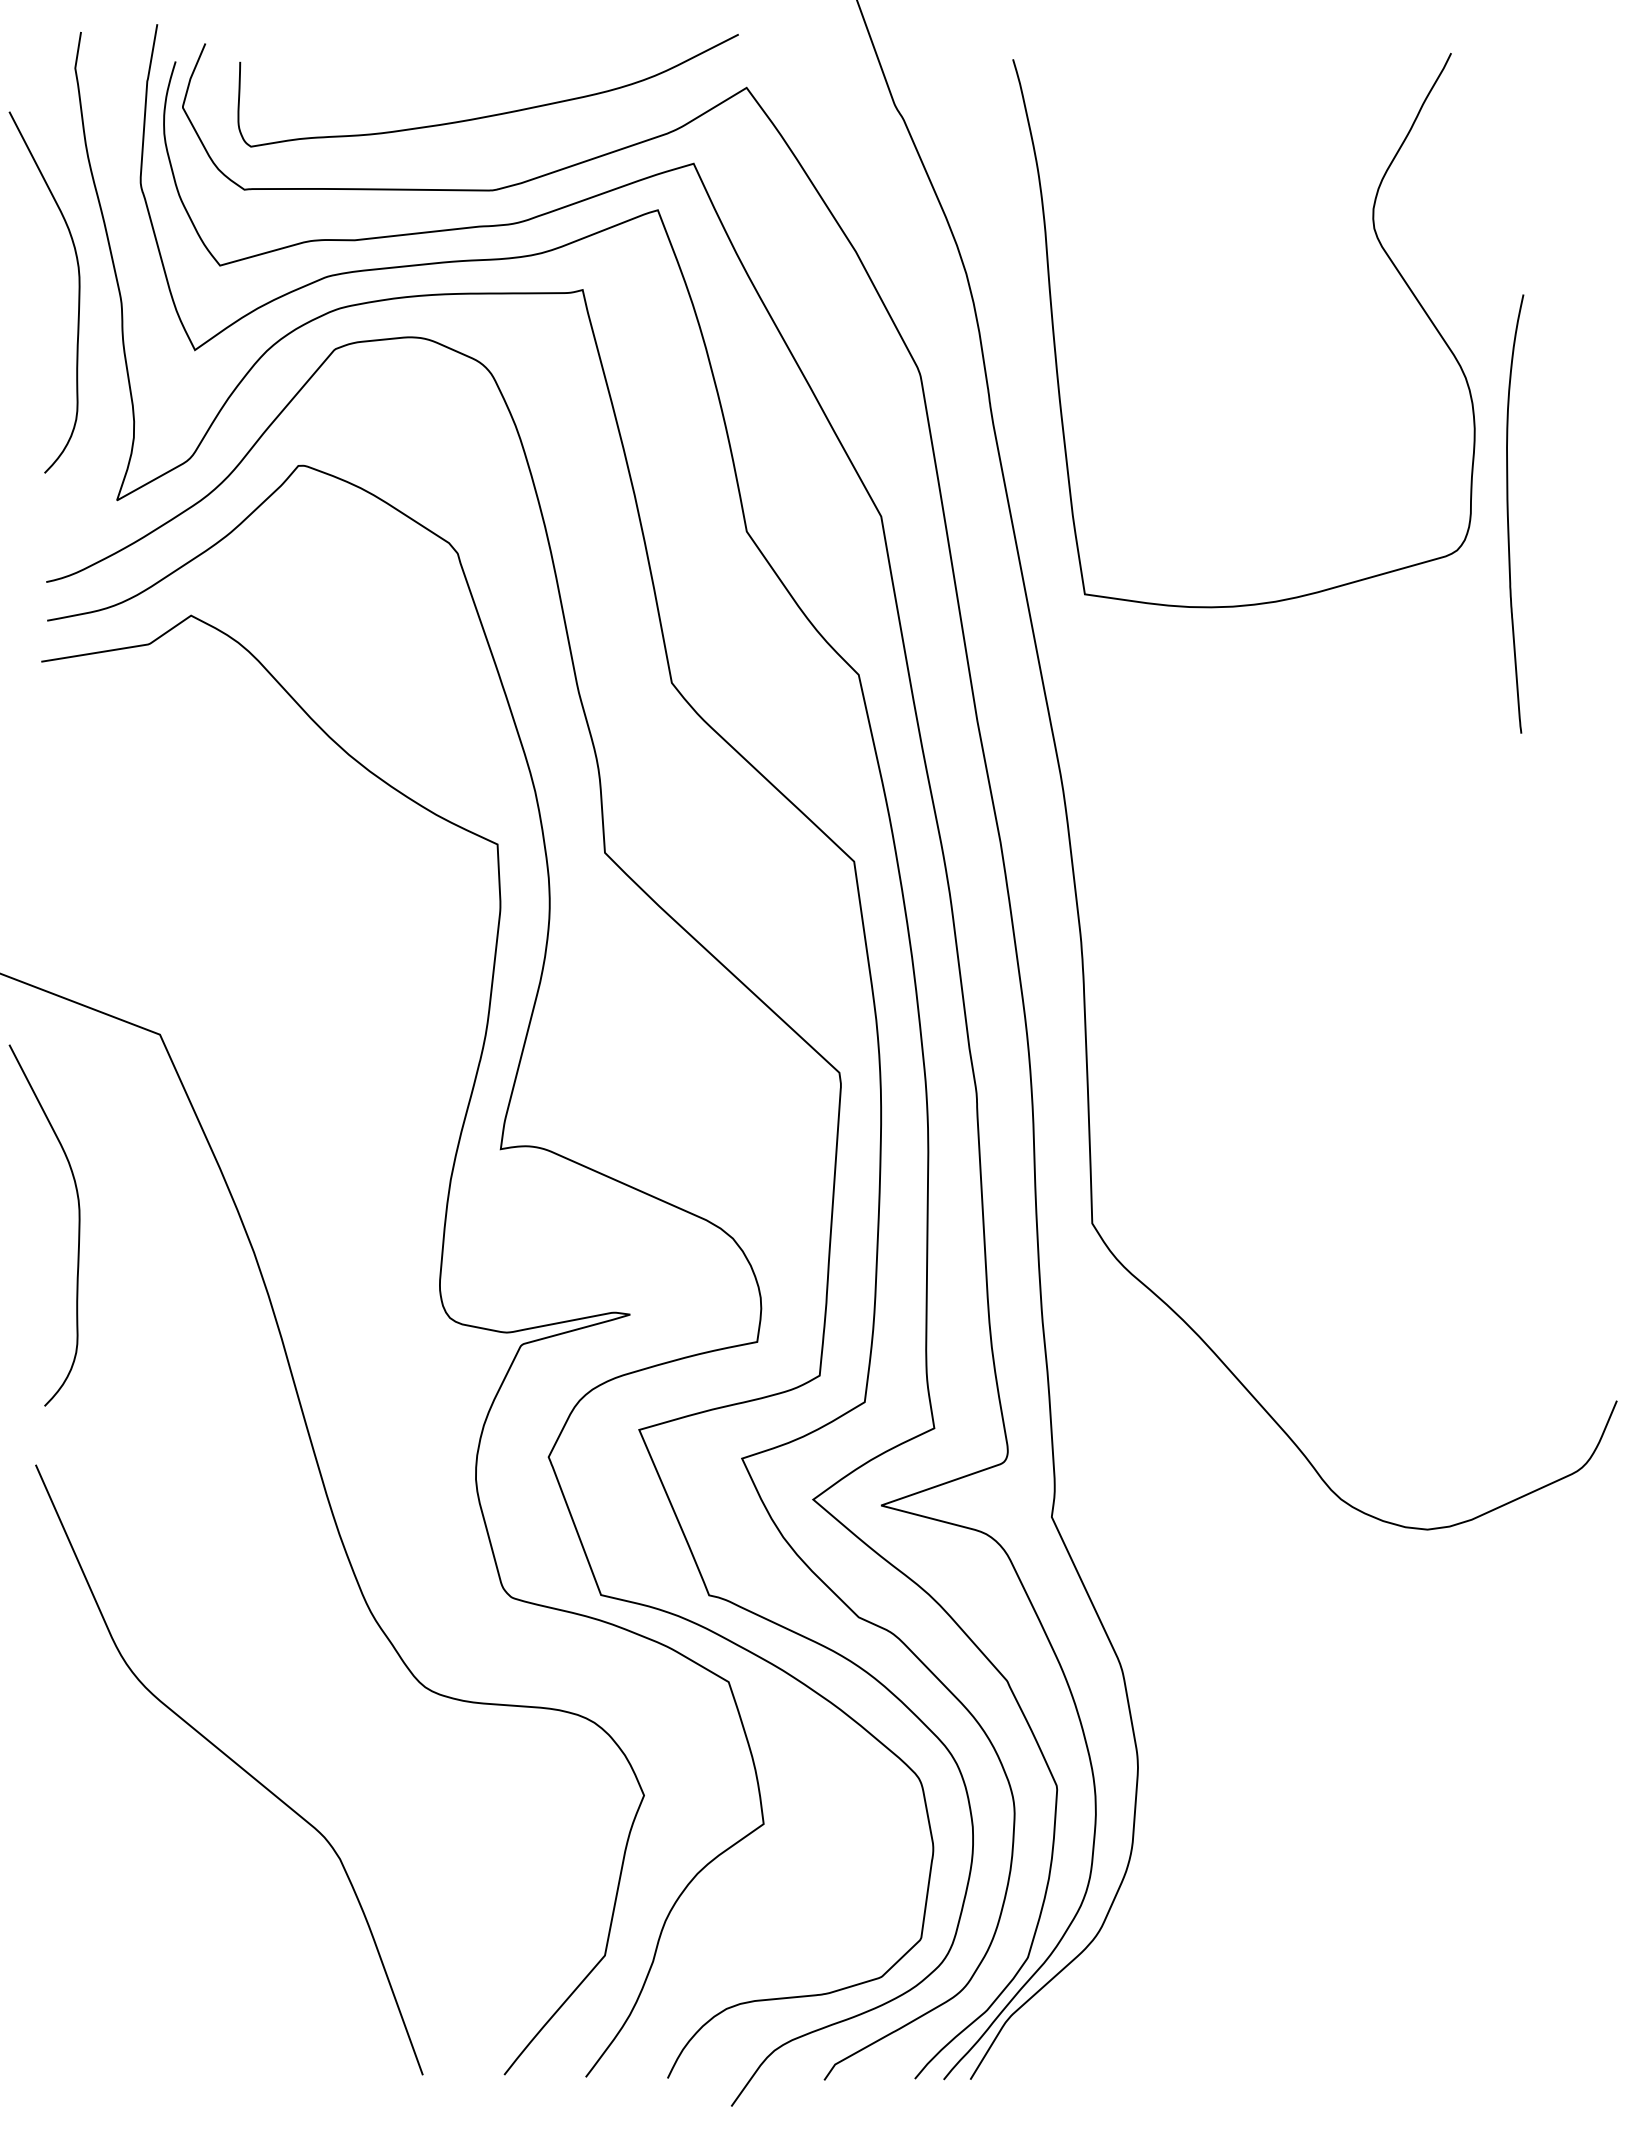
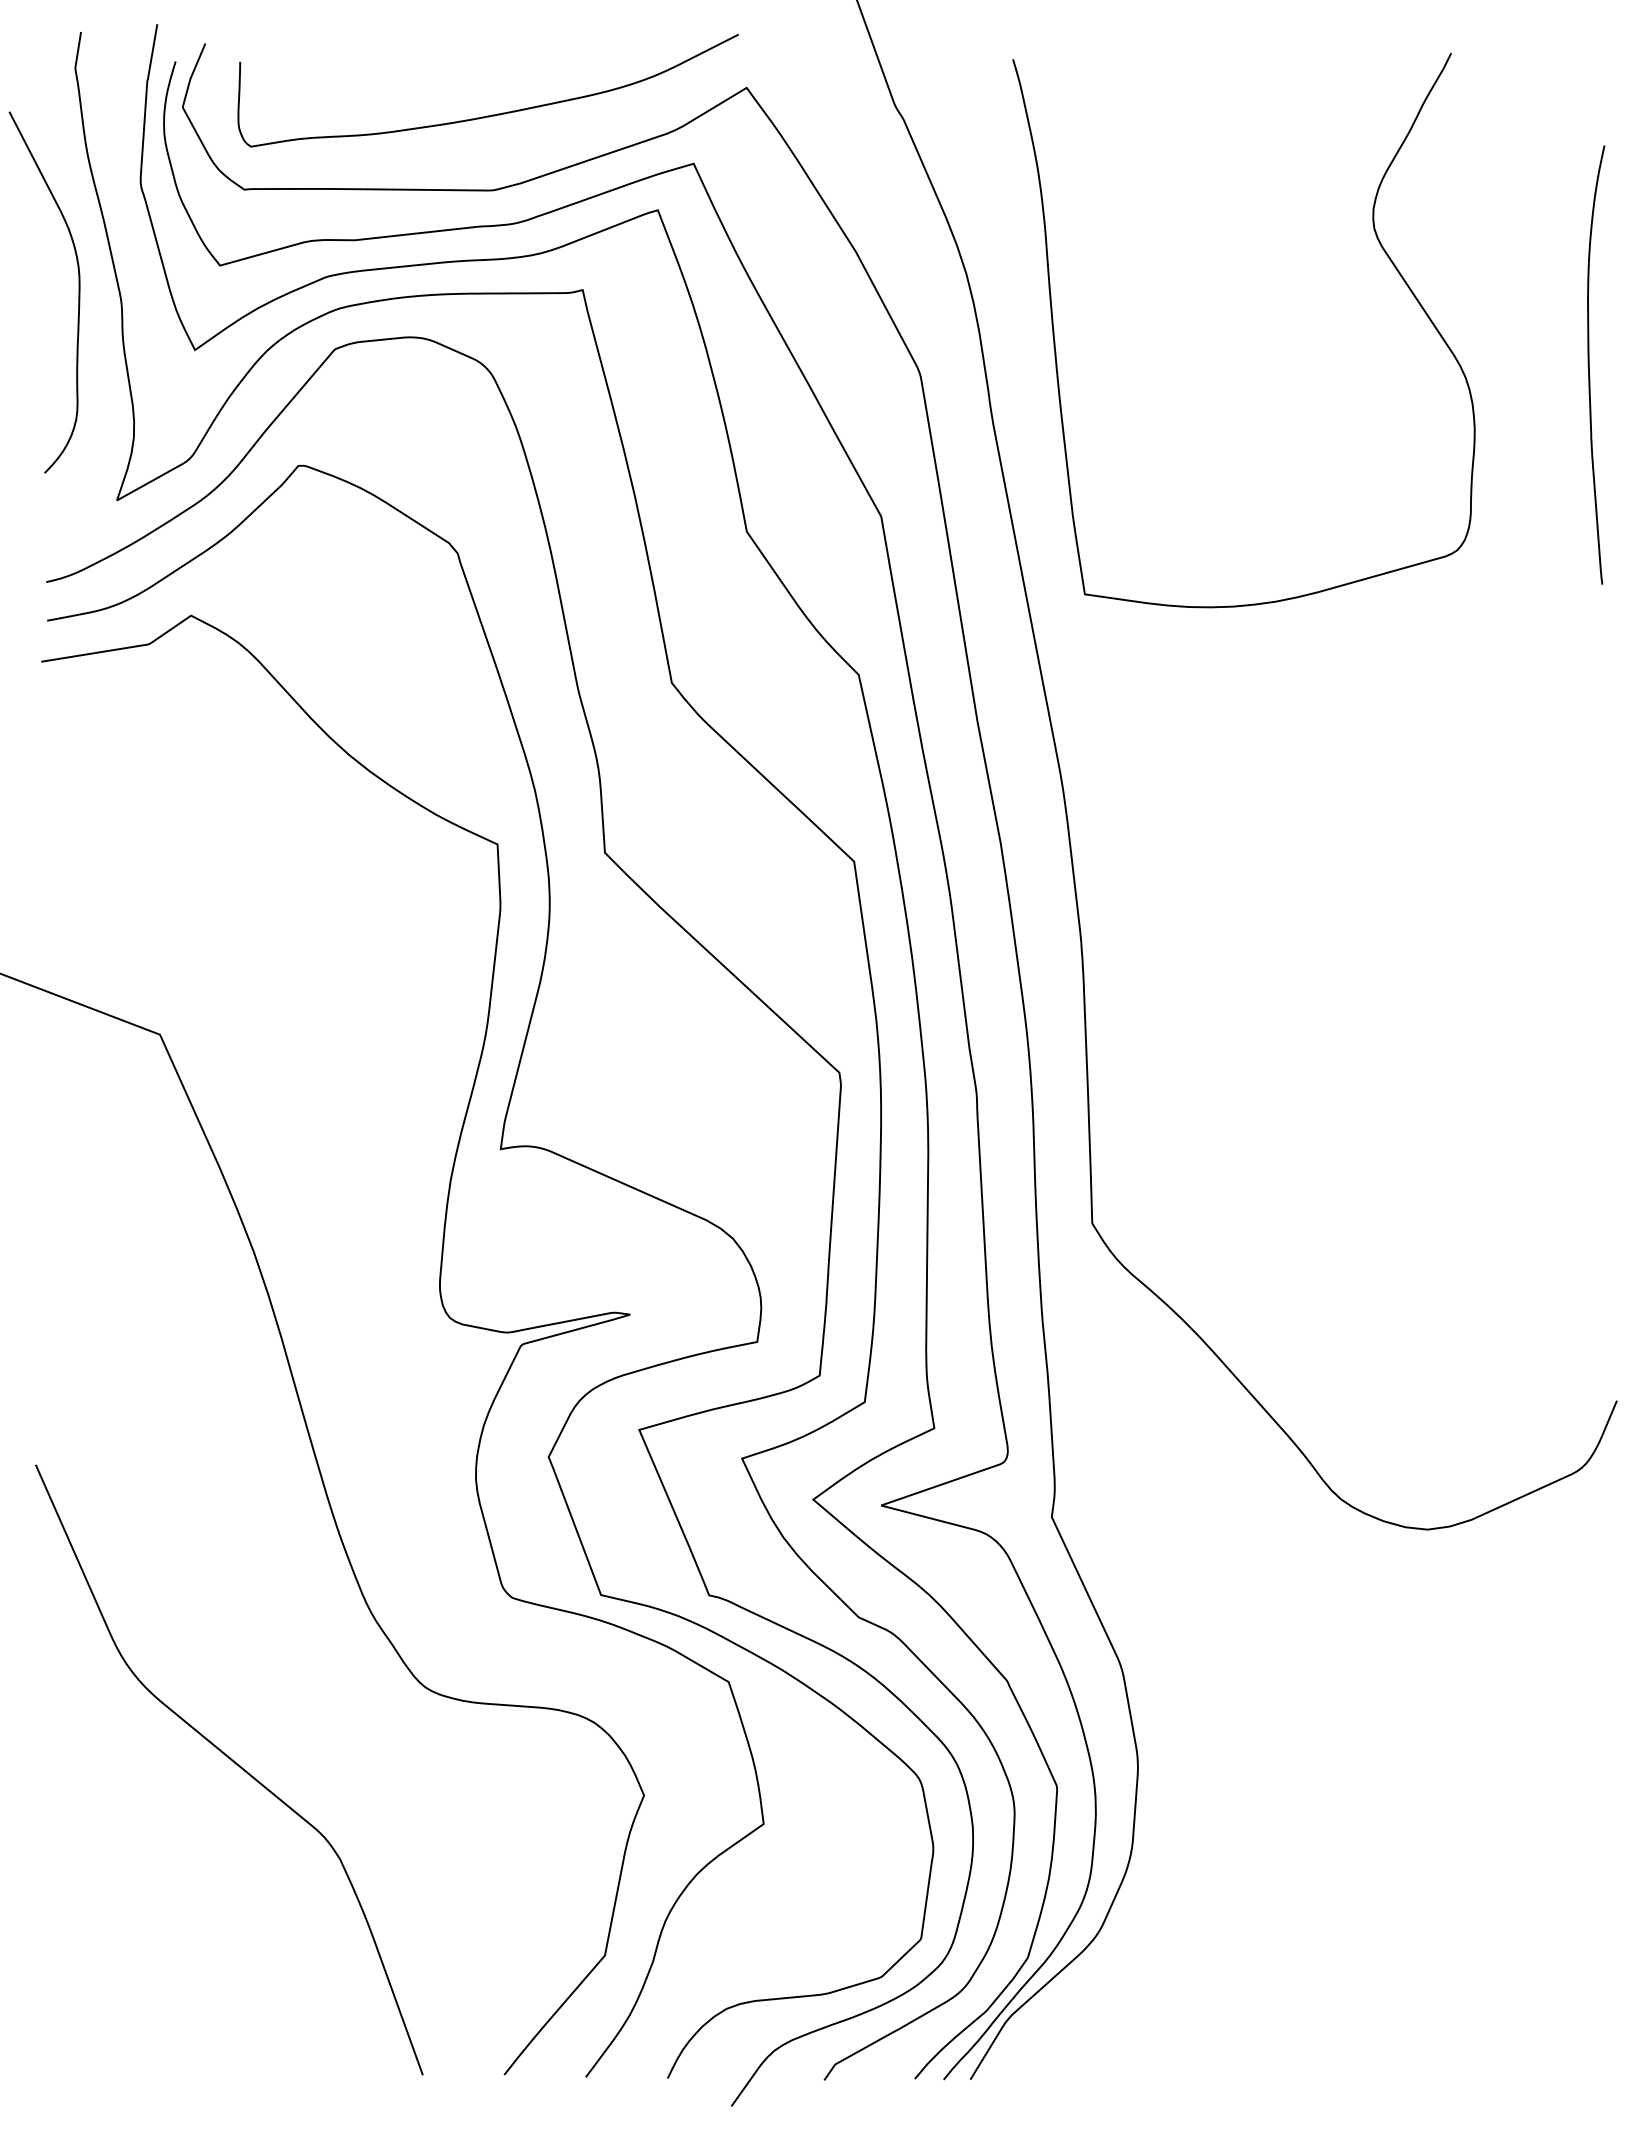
curve position: (1508, 513) -> (1589, 364) (1589, 364)
curve: present -> none (78, 1225)
